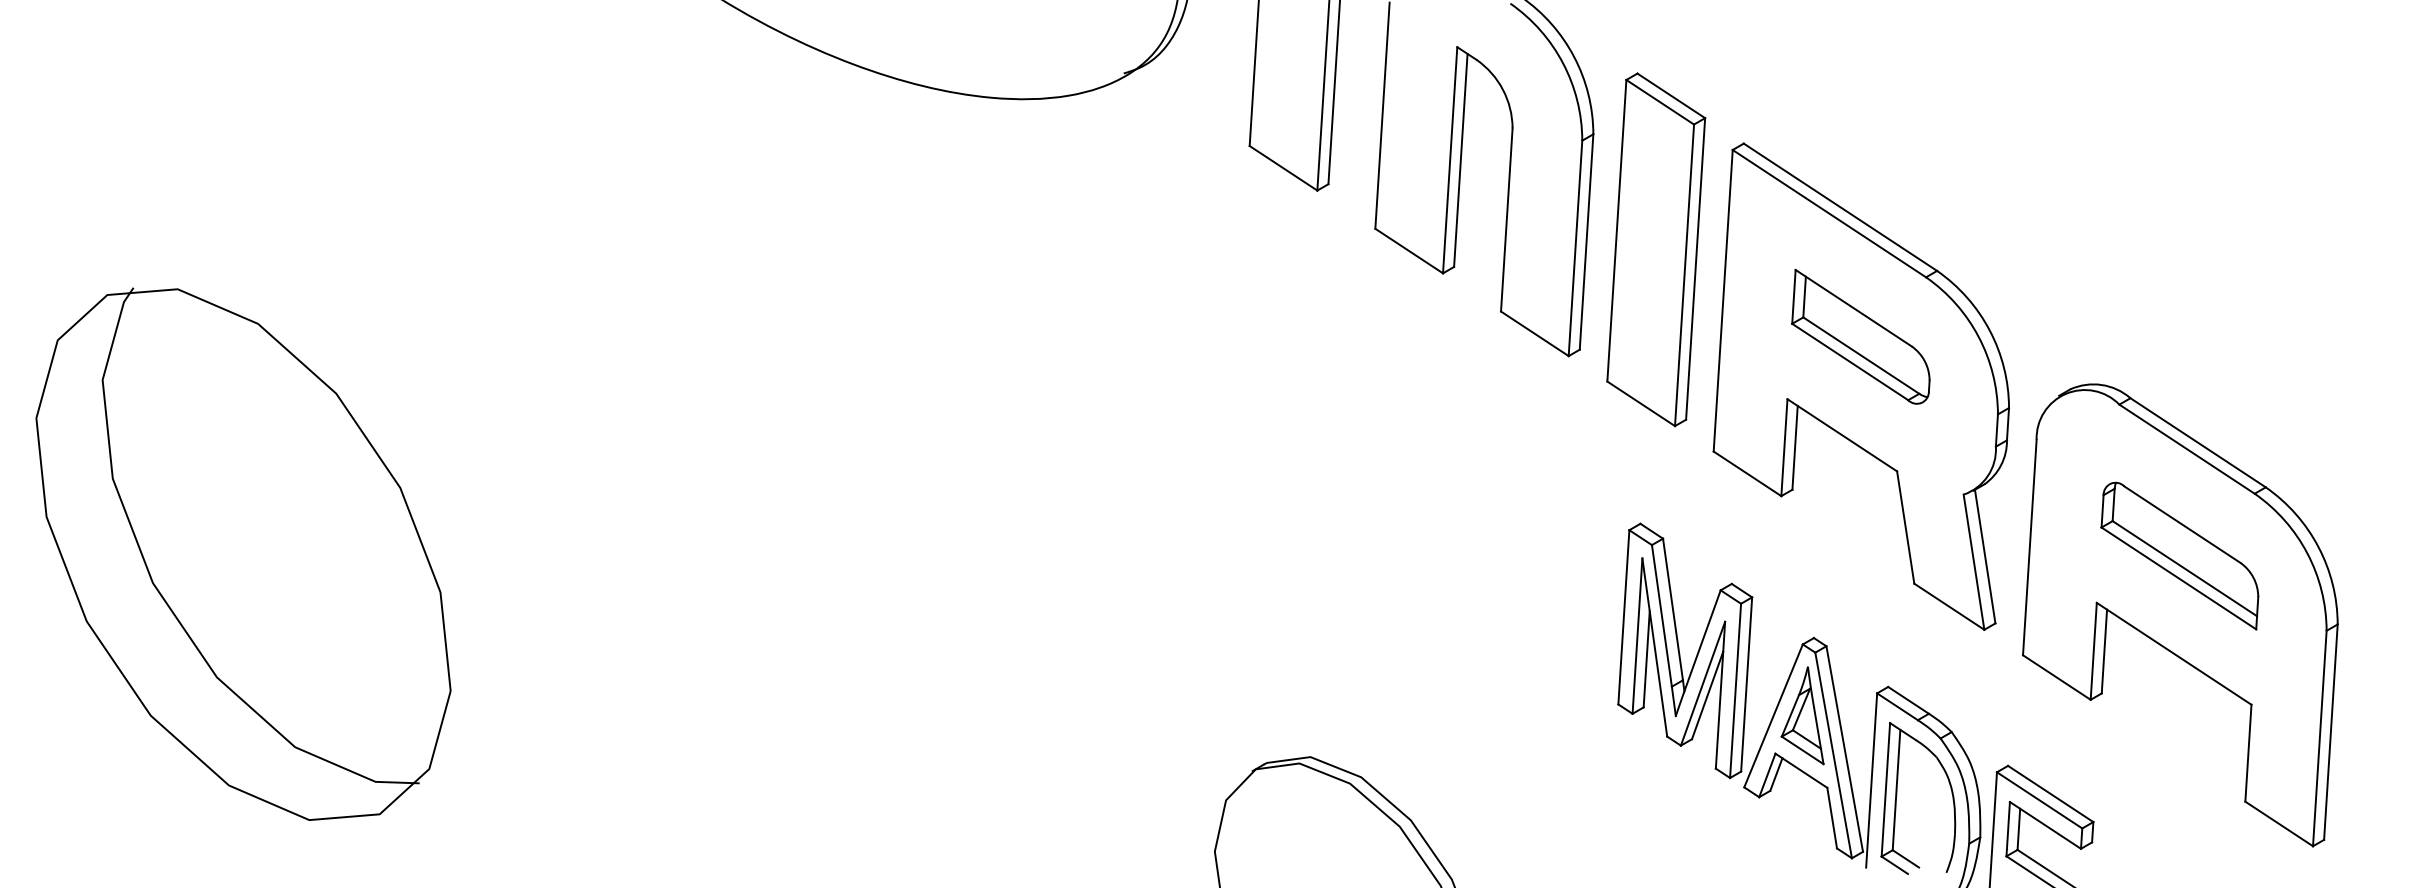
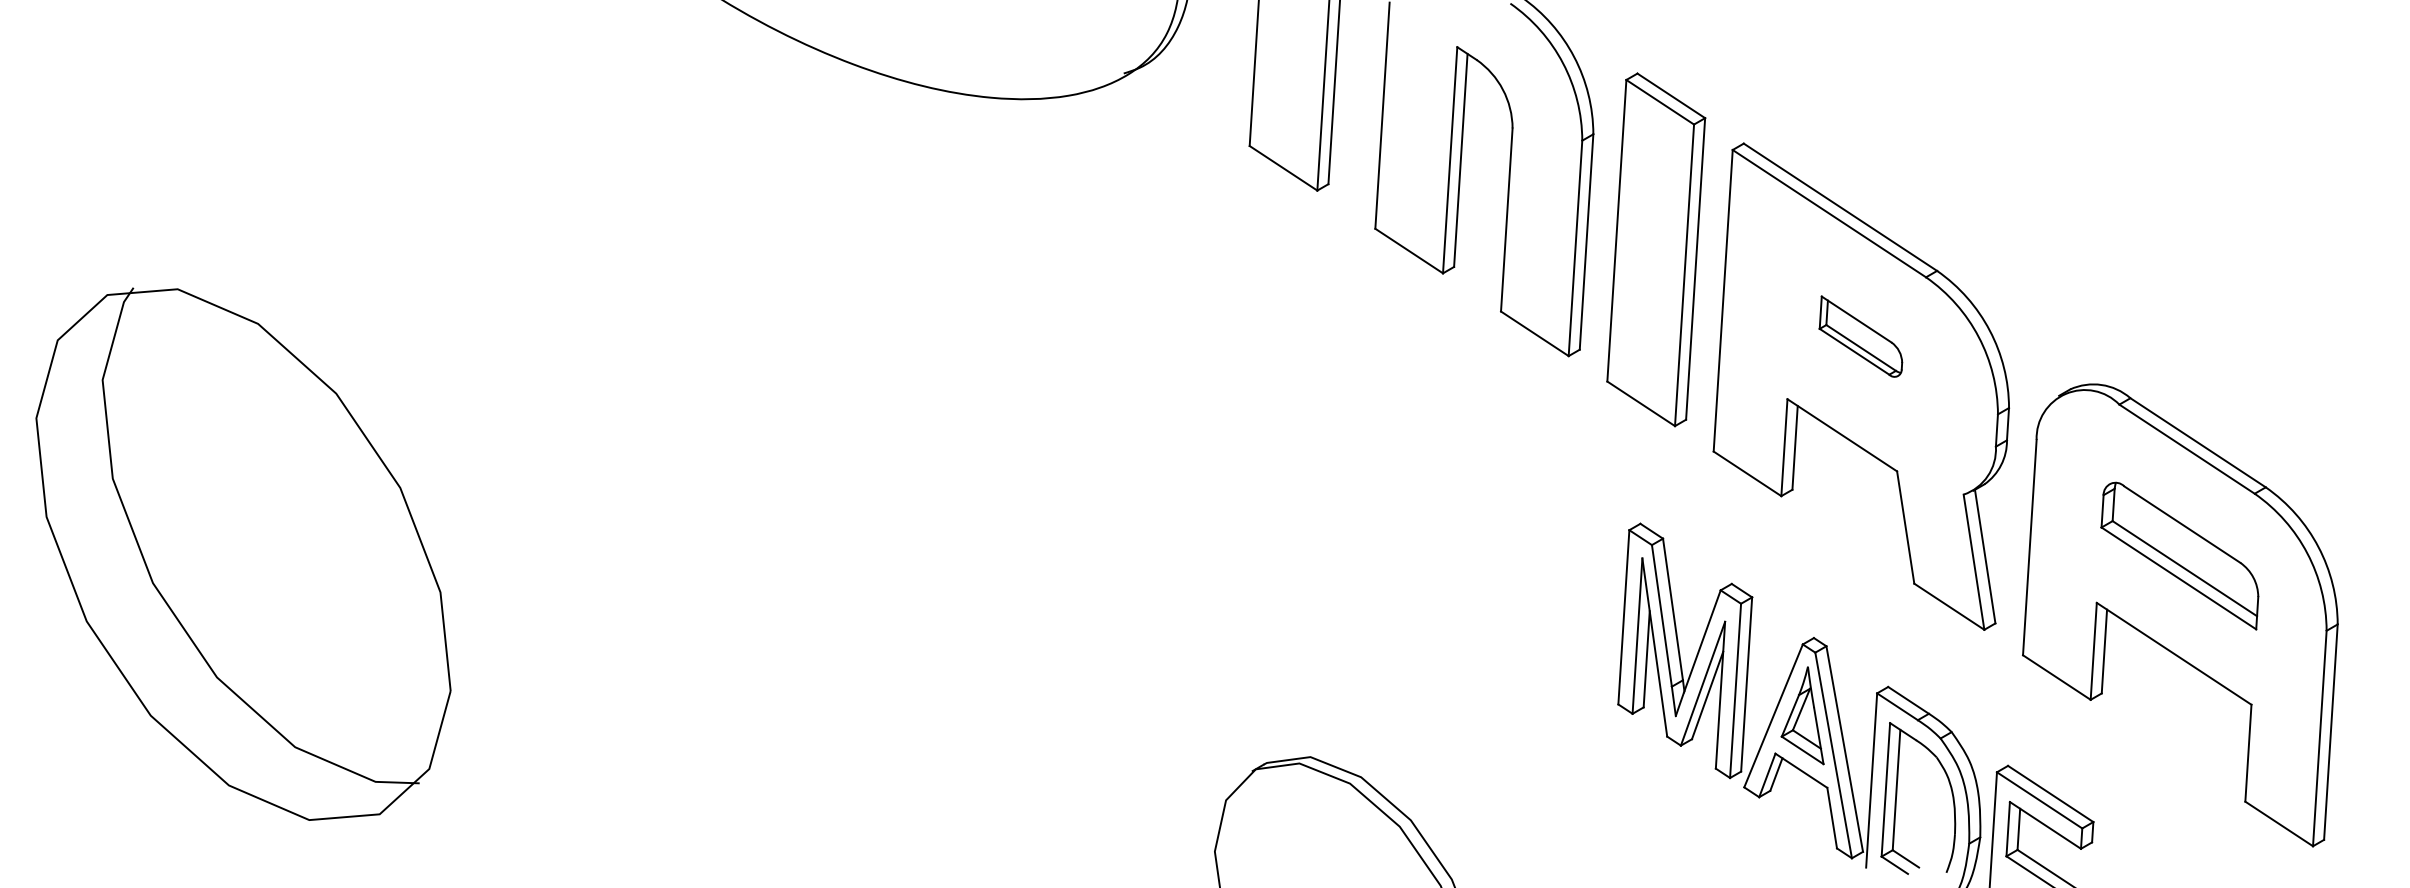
part size: 140x137 px -> 86x83 px (1860, 336)
